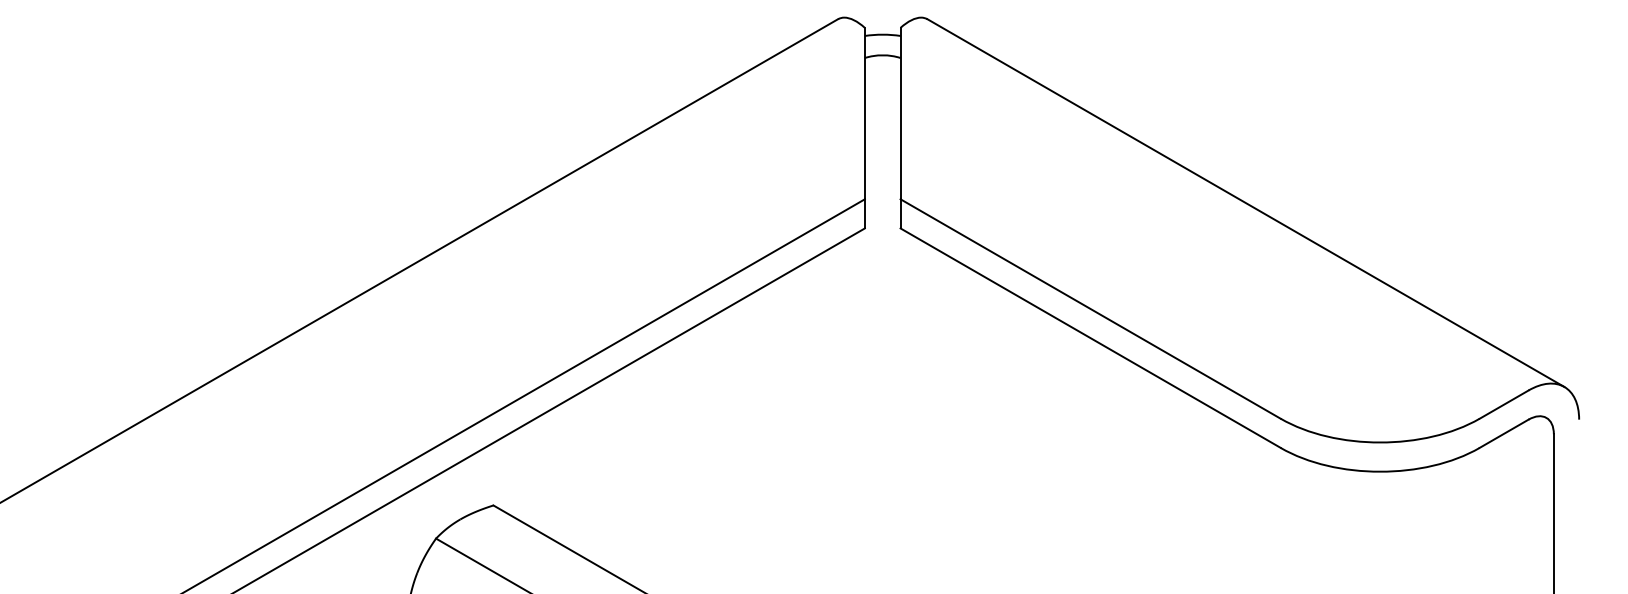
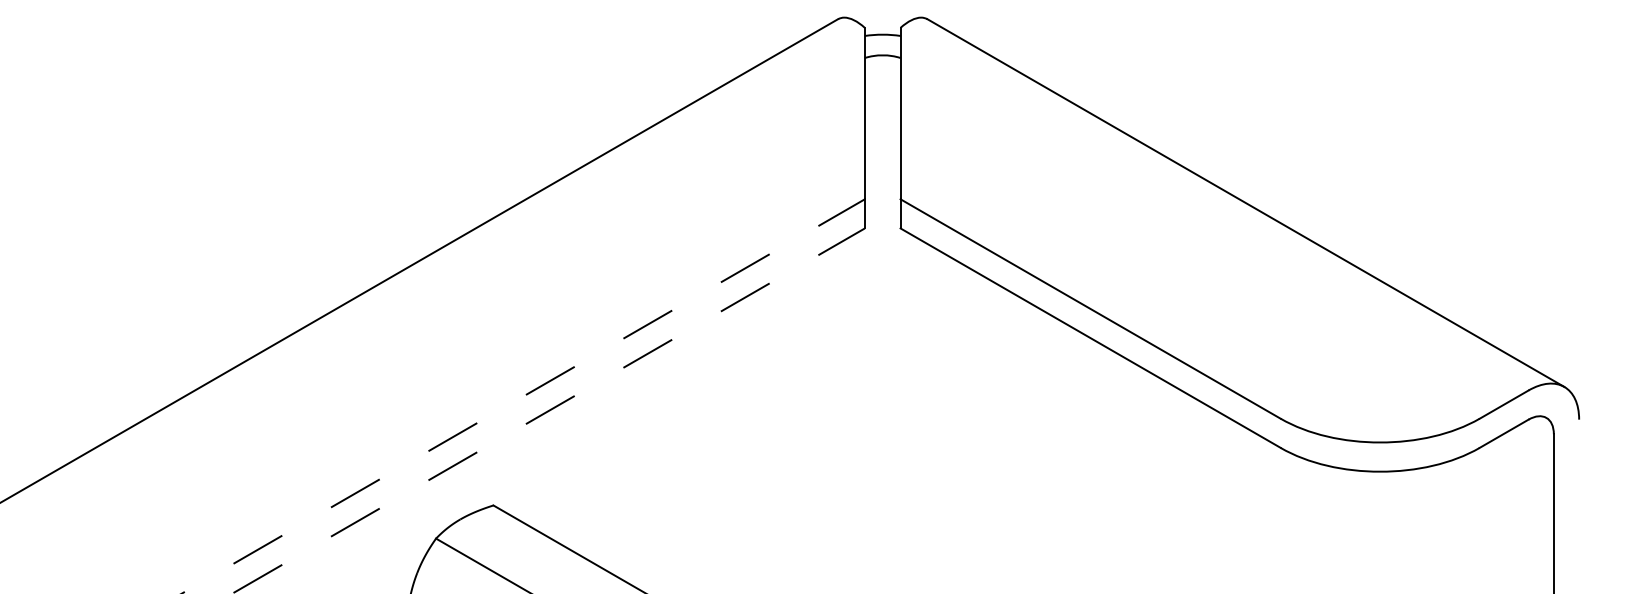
line: solid -> dashed (523, 396)
line: solid -> dashed (548, 410)
